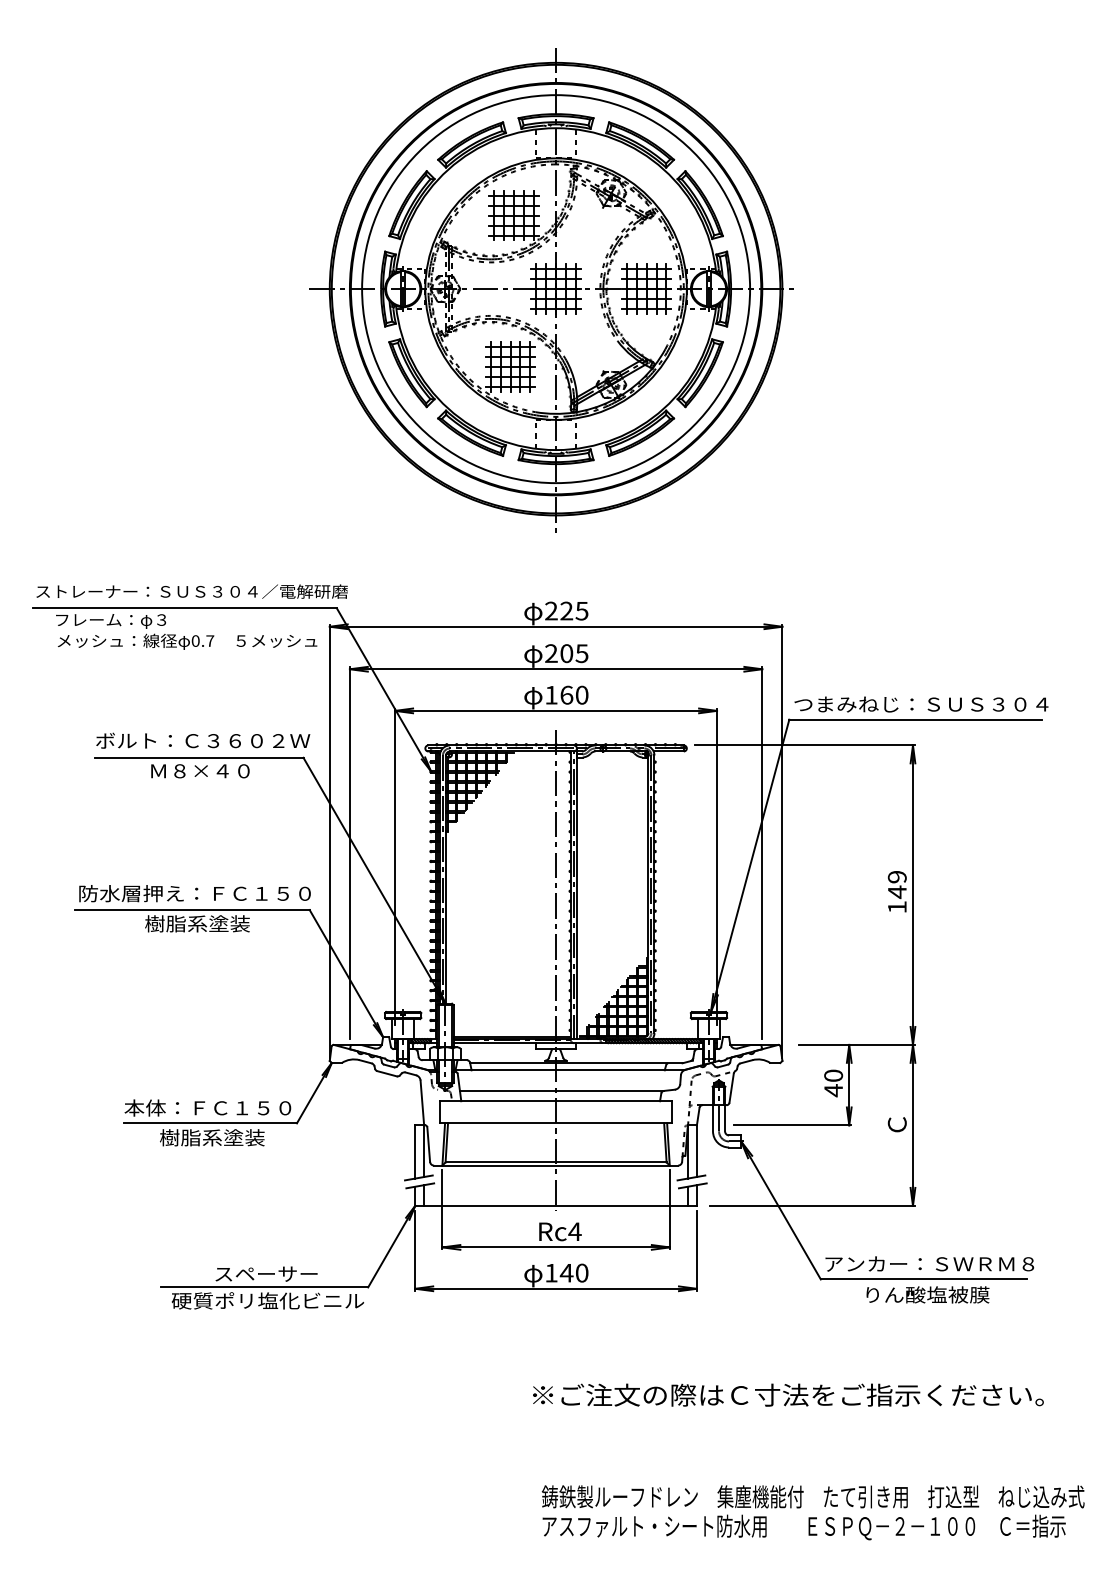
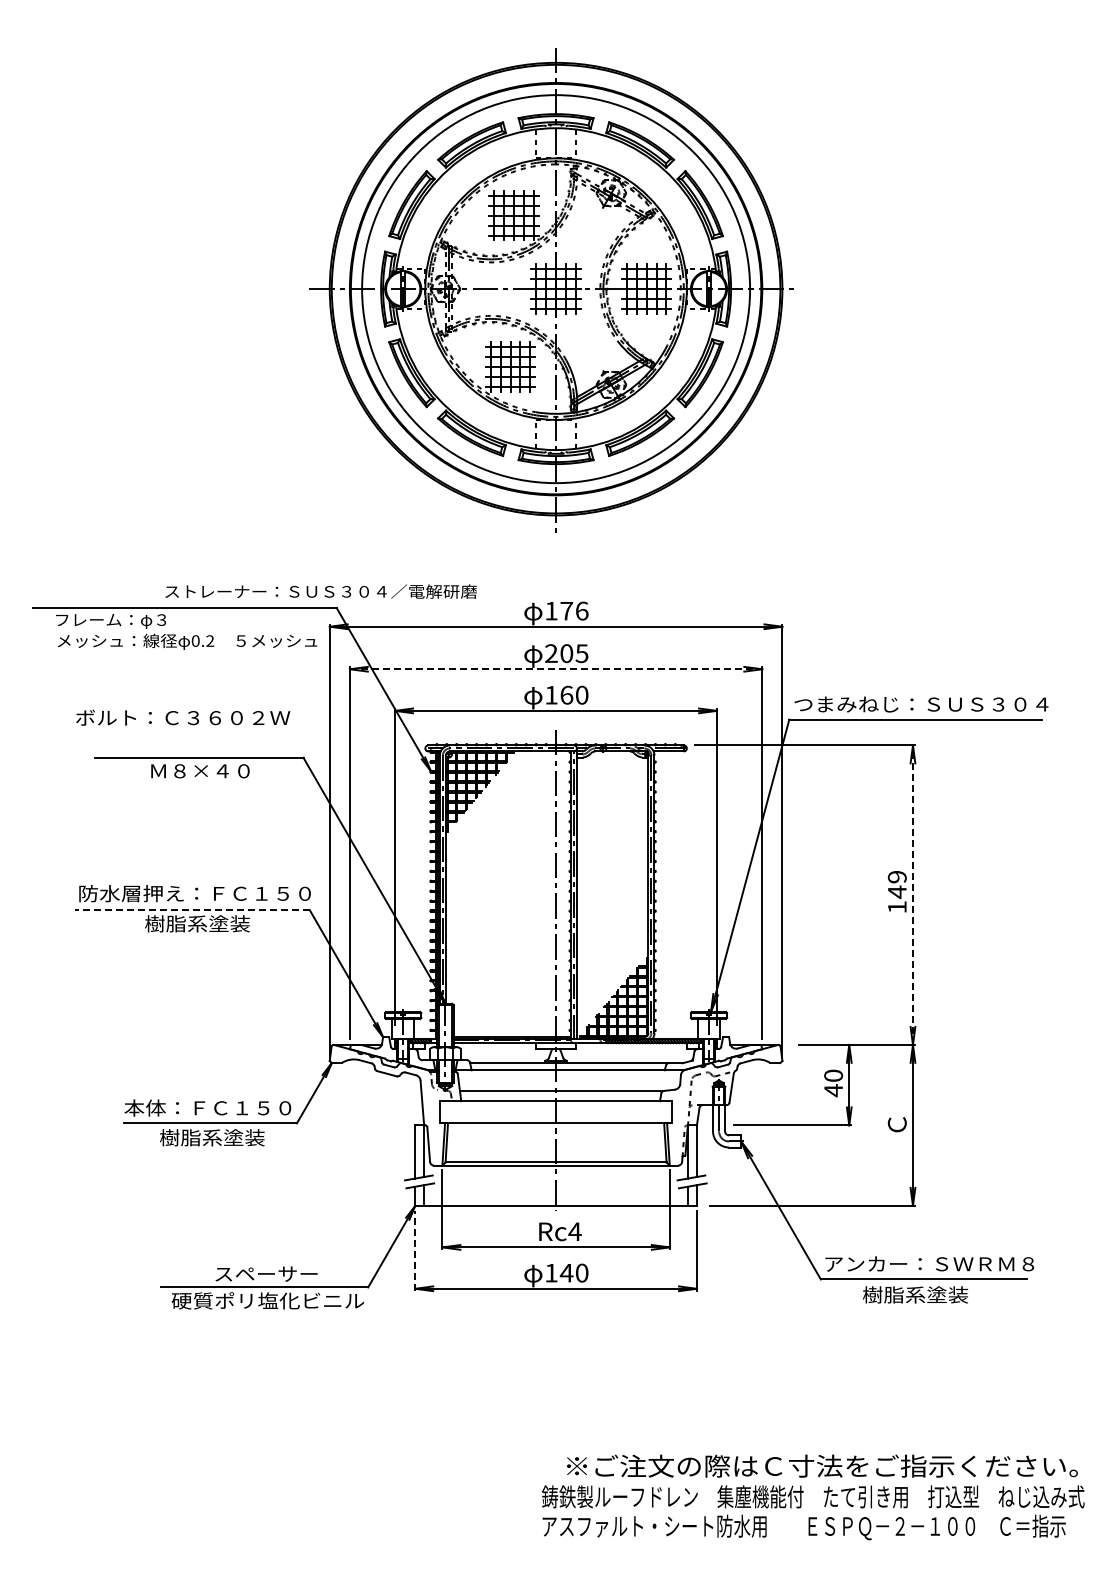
text position: (191, 591) -> (320, 591) (320, 591)
text: 225 -> 176 (566, 610)
text: 0.7 -> 0.2 (210, 640)
line: solid -> dashed (556, 669)
text position: (203, 740) -> (183, 717) (183, 717)
line: solid -> dashed (912, 895)
line: solid -> dashed (191, 910)
line: solid -> dashed (415, 1250)
text: りん酸塩被膜 -> 樹脂系塗装 (925, 1294)
text position: (788, 1394) -> (822, 1465) (822, 1465)
